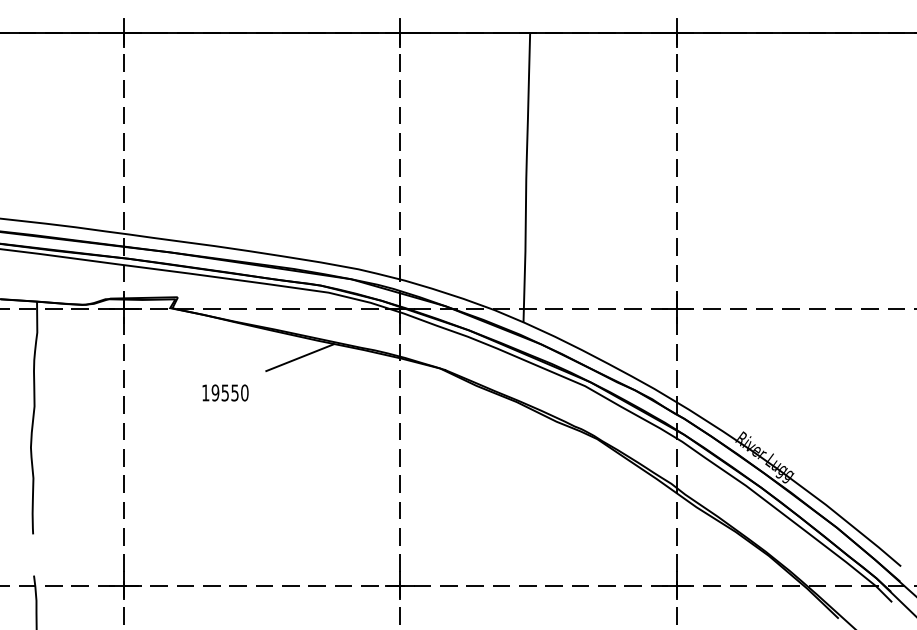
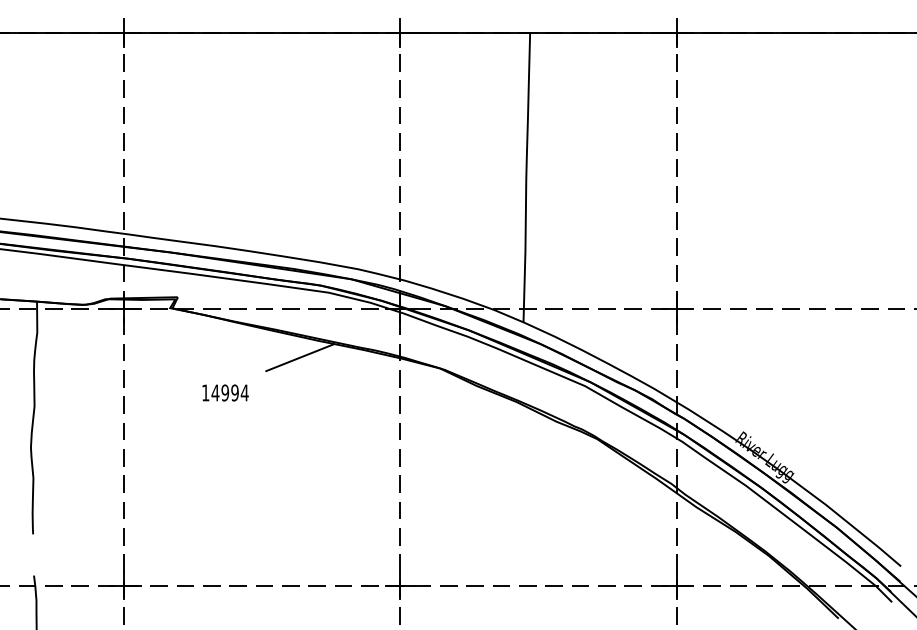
text: 19550 -> 14994 (229, 392)
